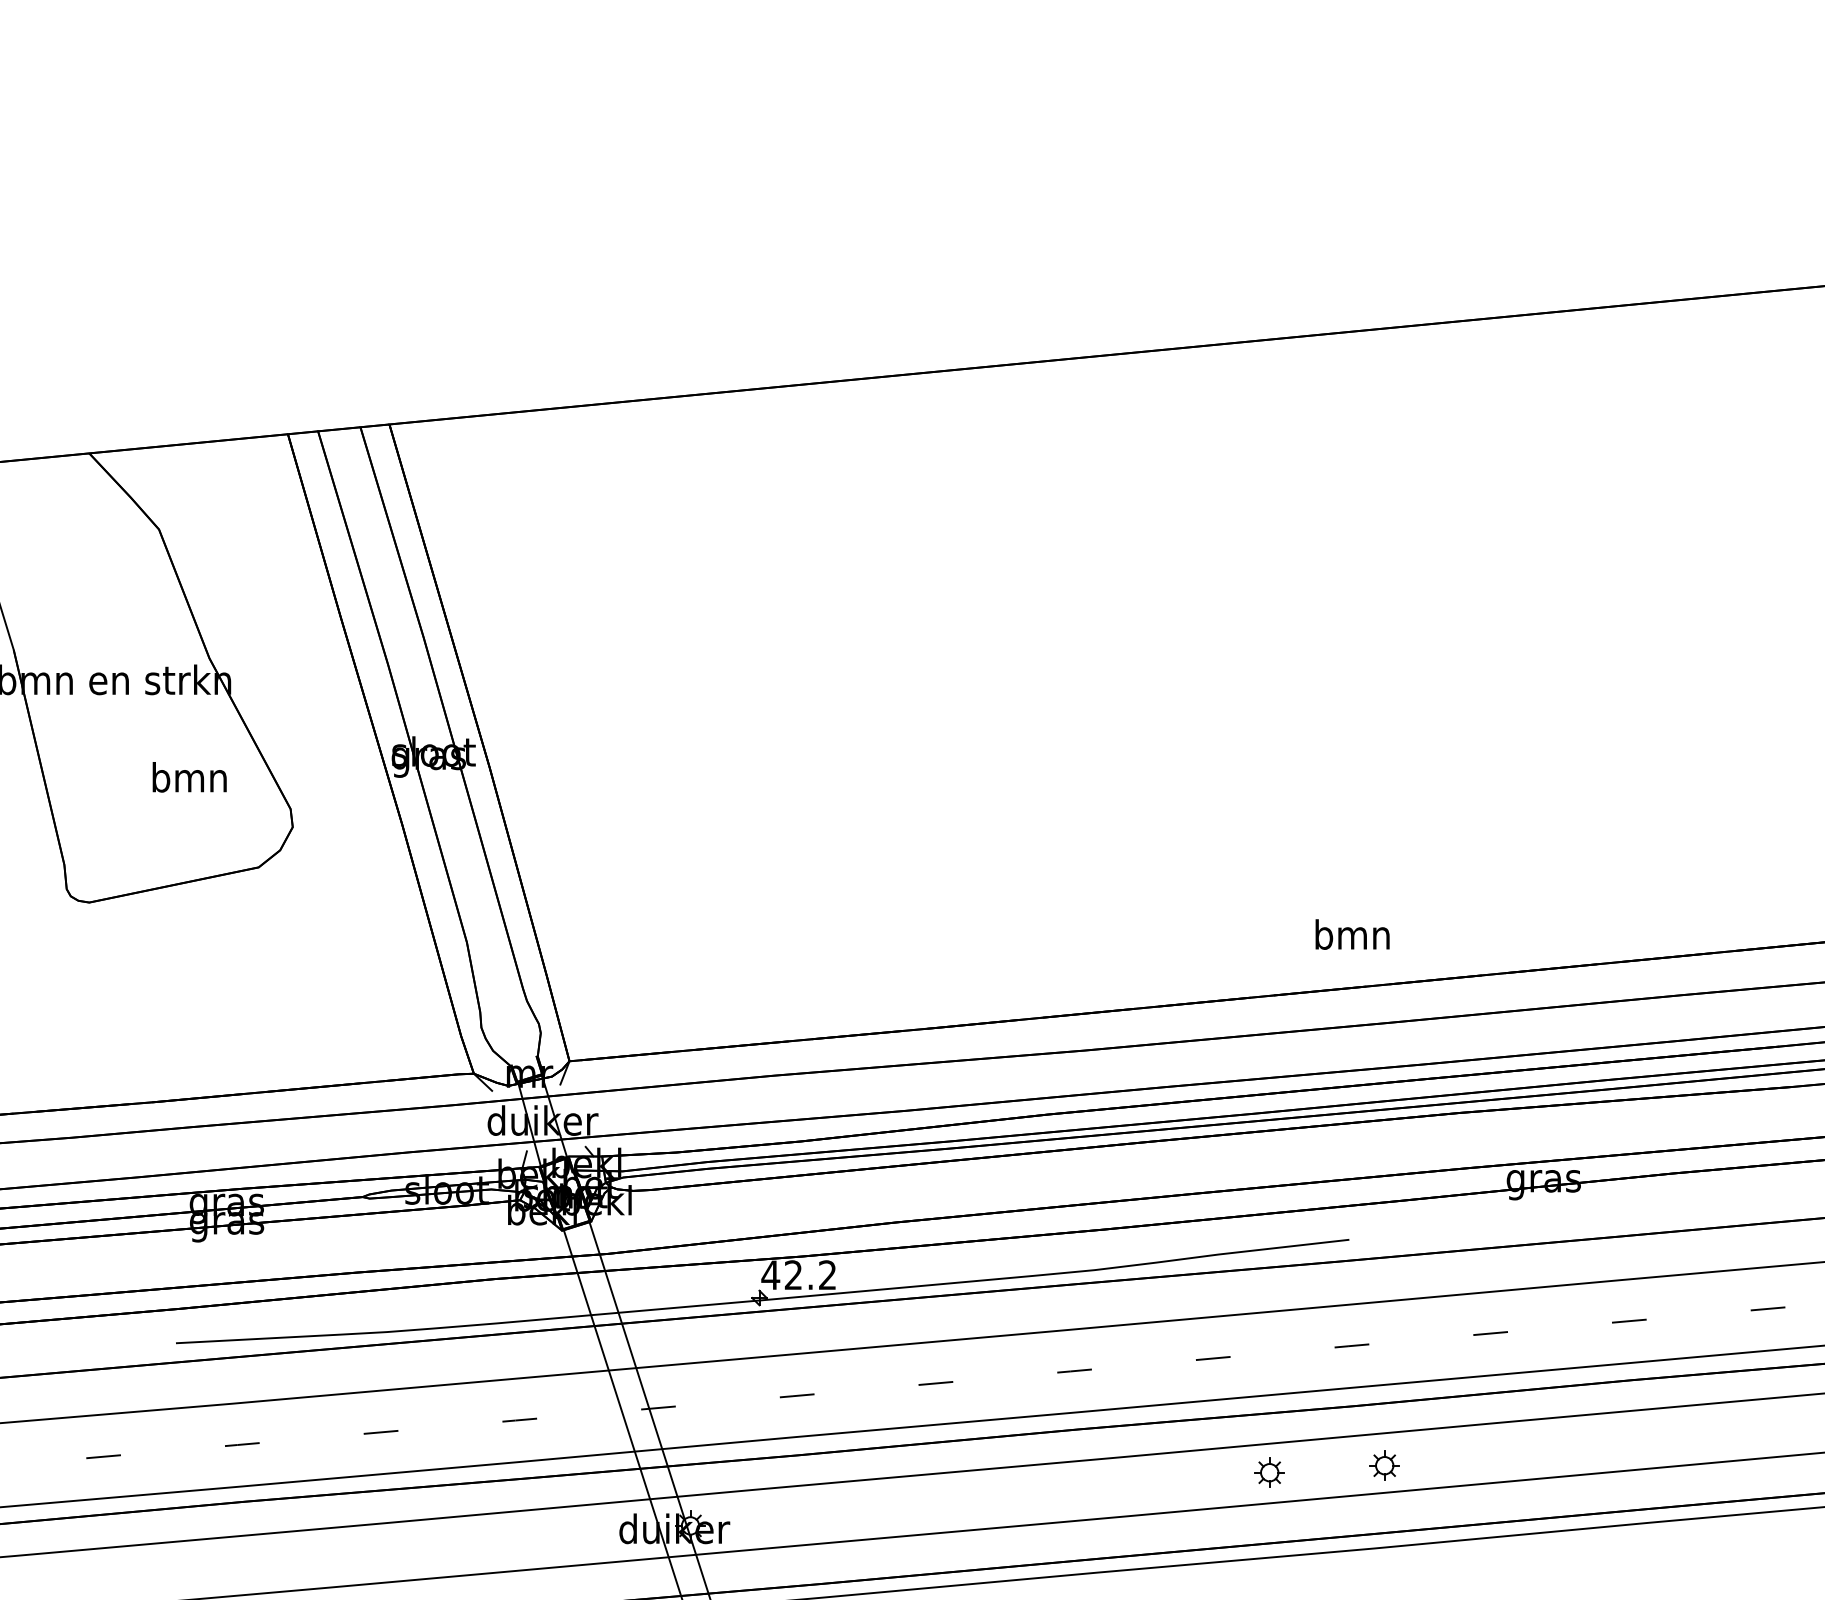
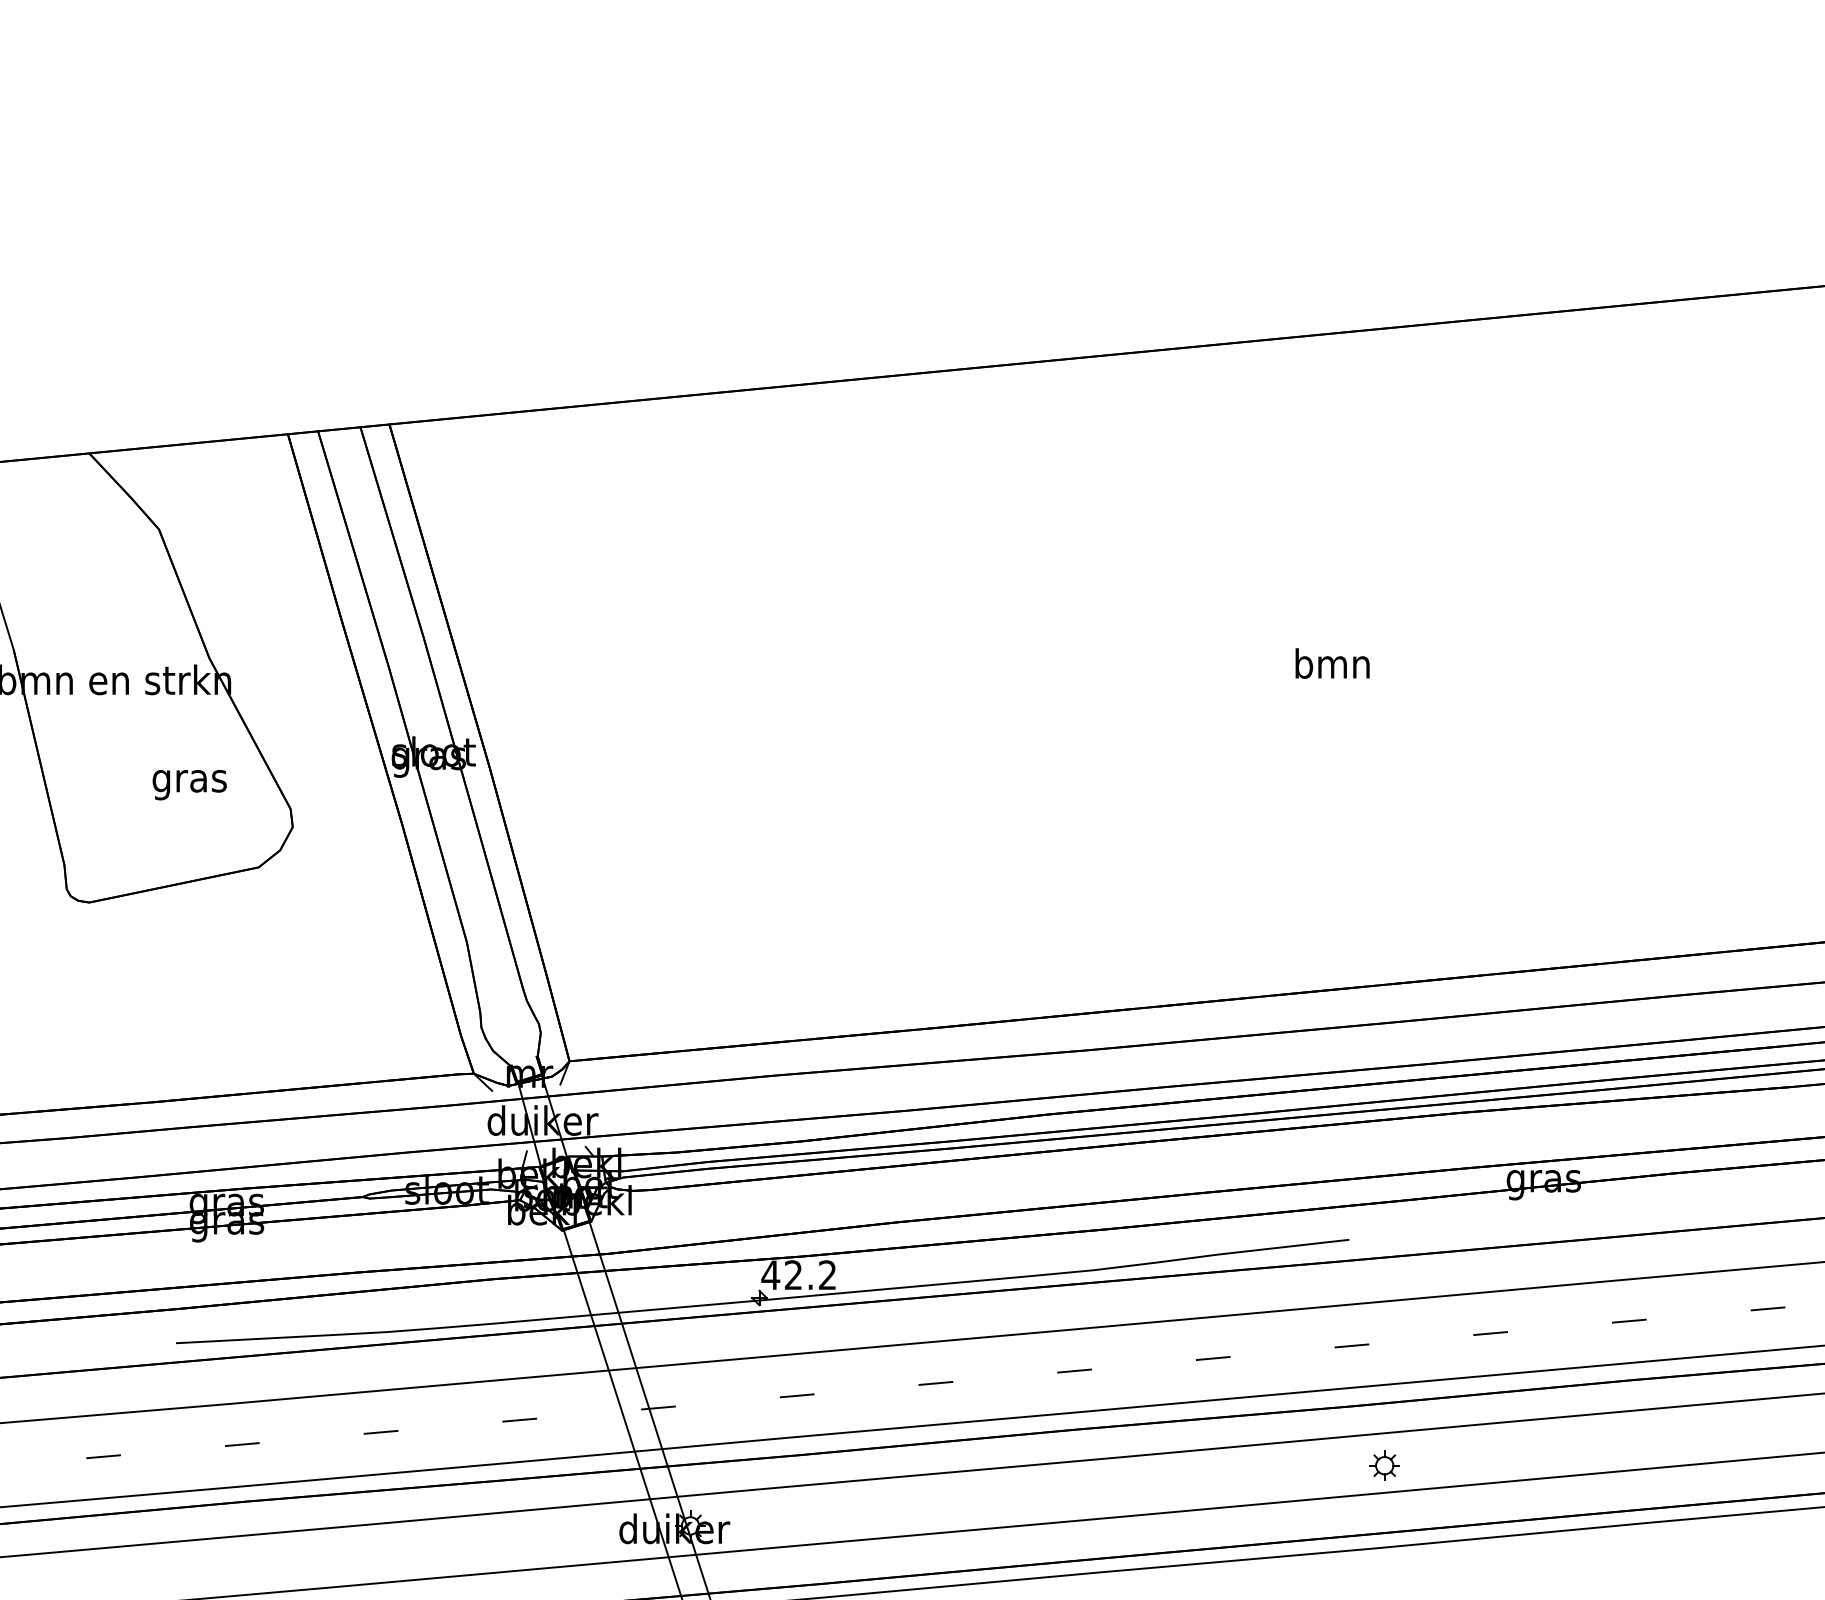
text: bmn -> gras (189, 781)
text position: (1352, 934) -> (1332, 663) (1332, 663)
part: present -> none (1269, 1472)
